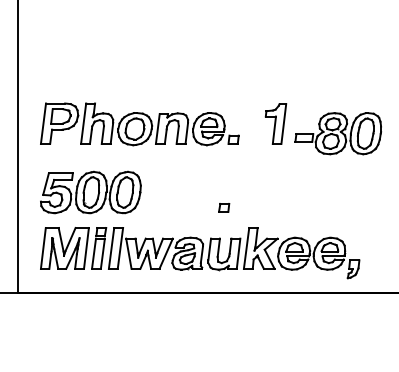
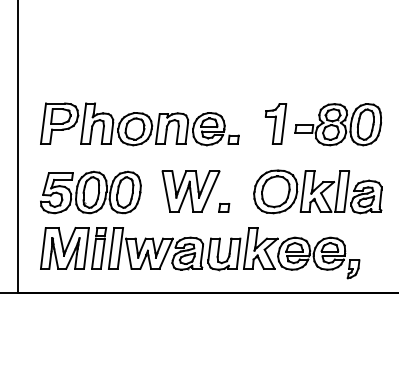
part position: (337, 133) -> (337, 124) (337, 124)
part: none -> present (190, 191)
part: none -> present (317, 191)
